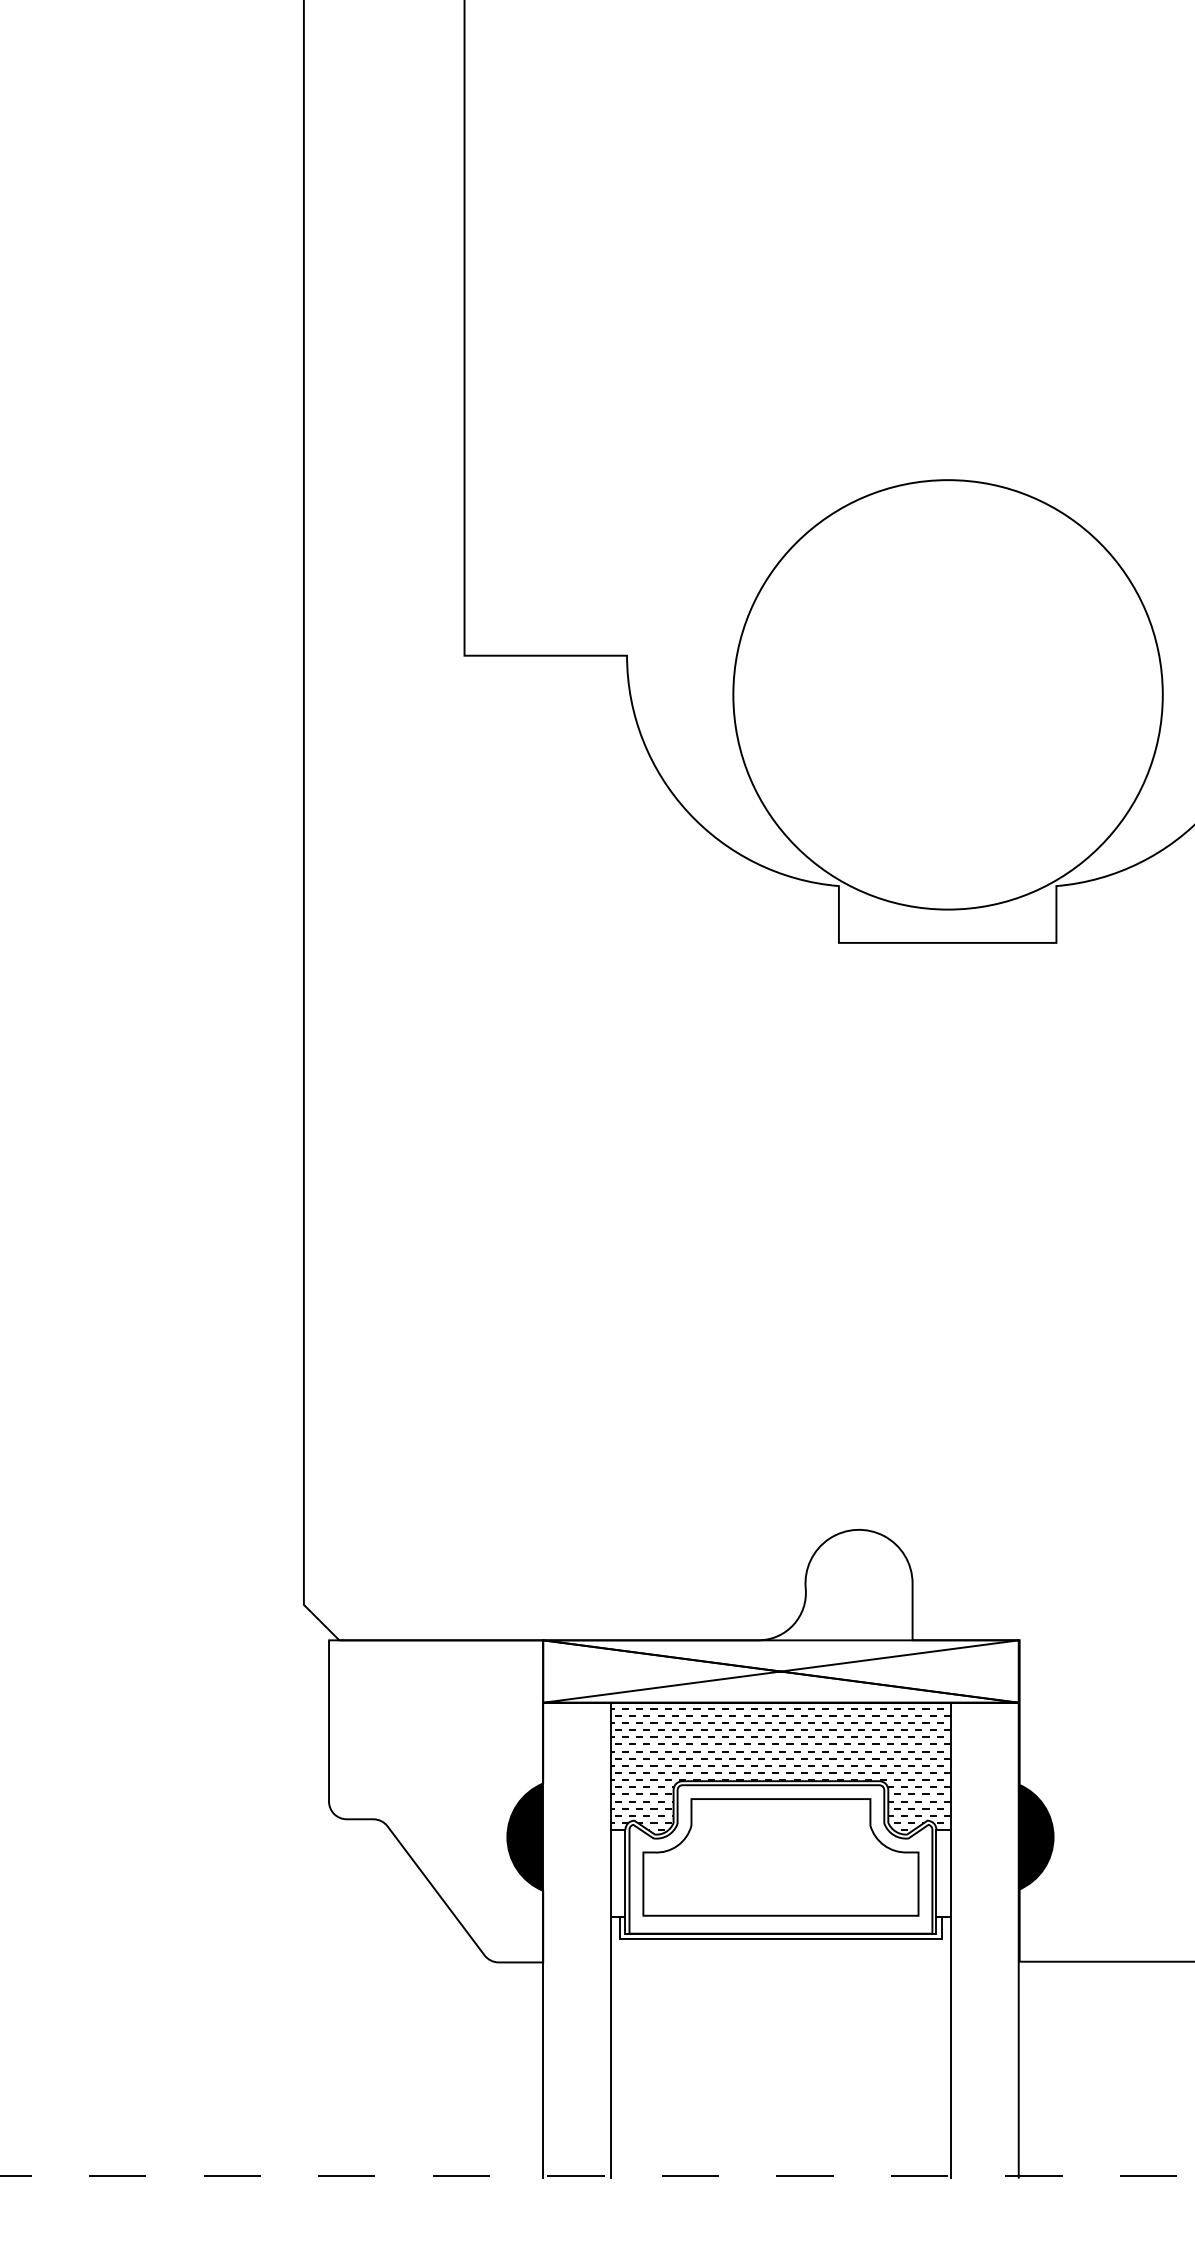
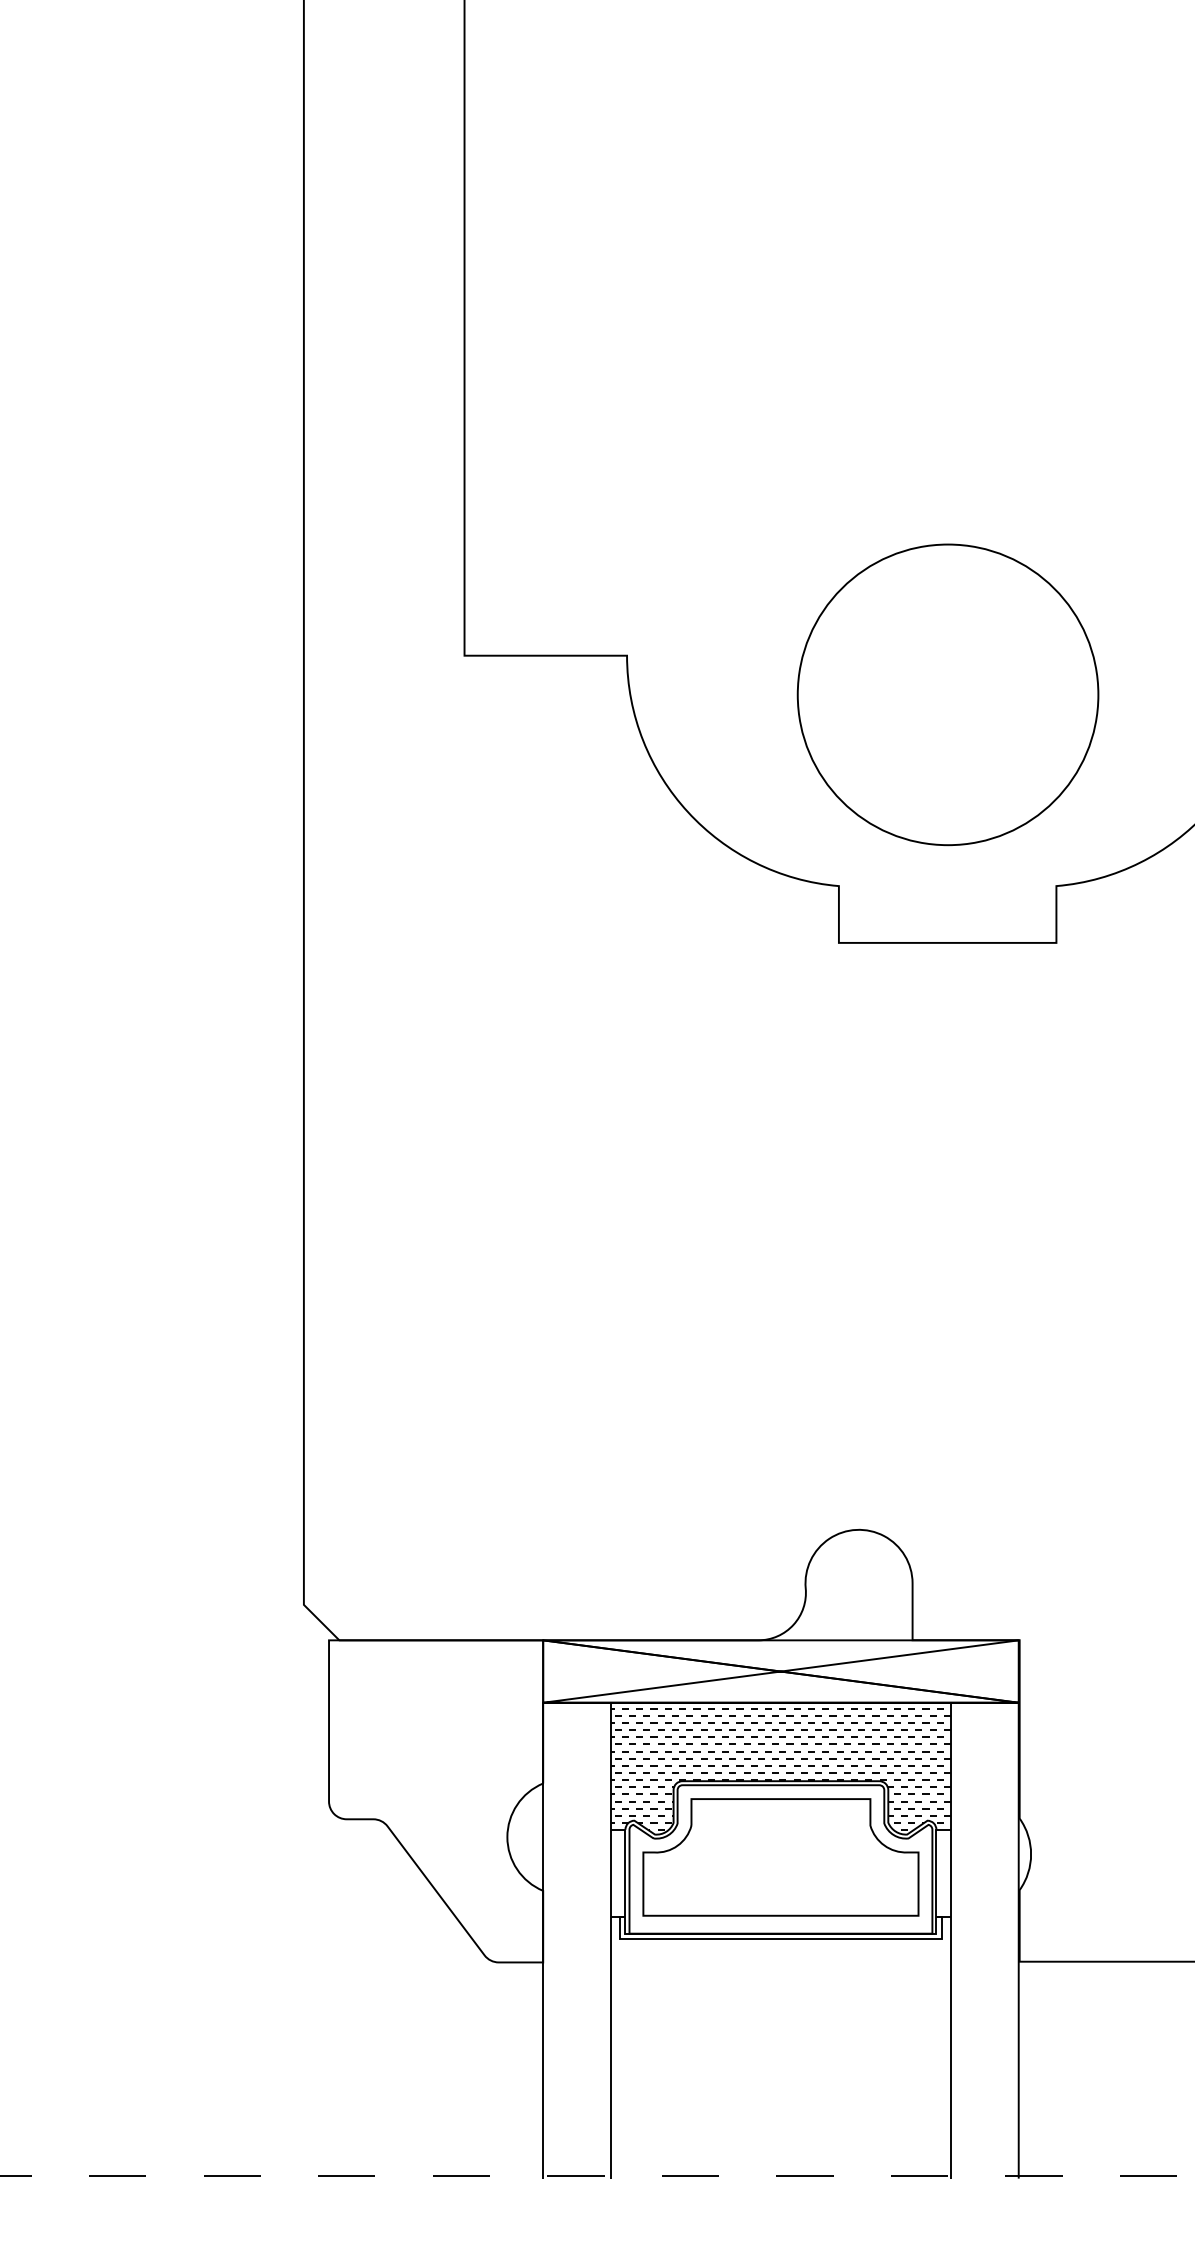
circle diameter: 429 px -> 301 px (947, 694)
fill: present -> none (525, 1836)
fill: present -> none (1036, 1836)
